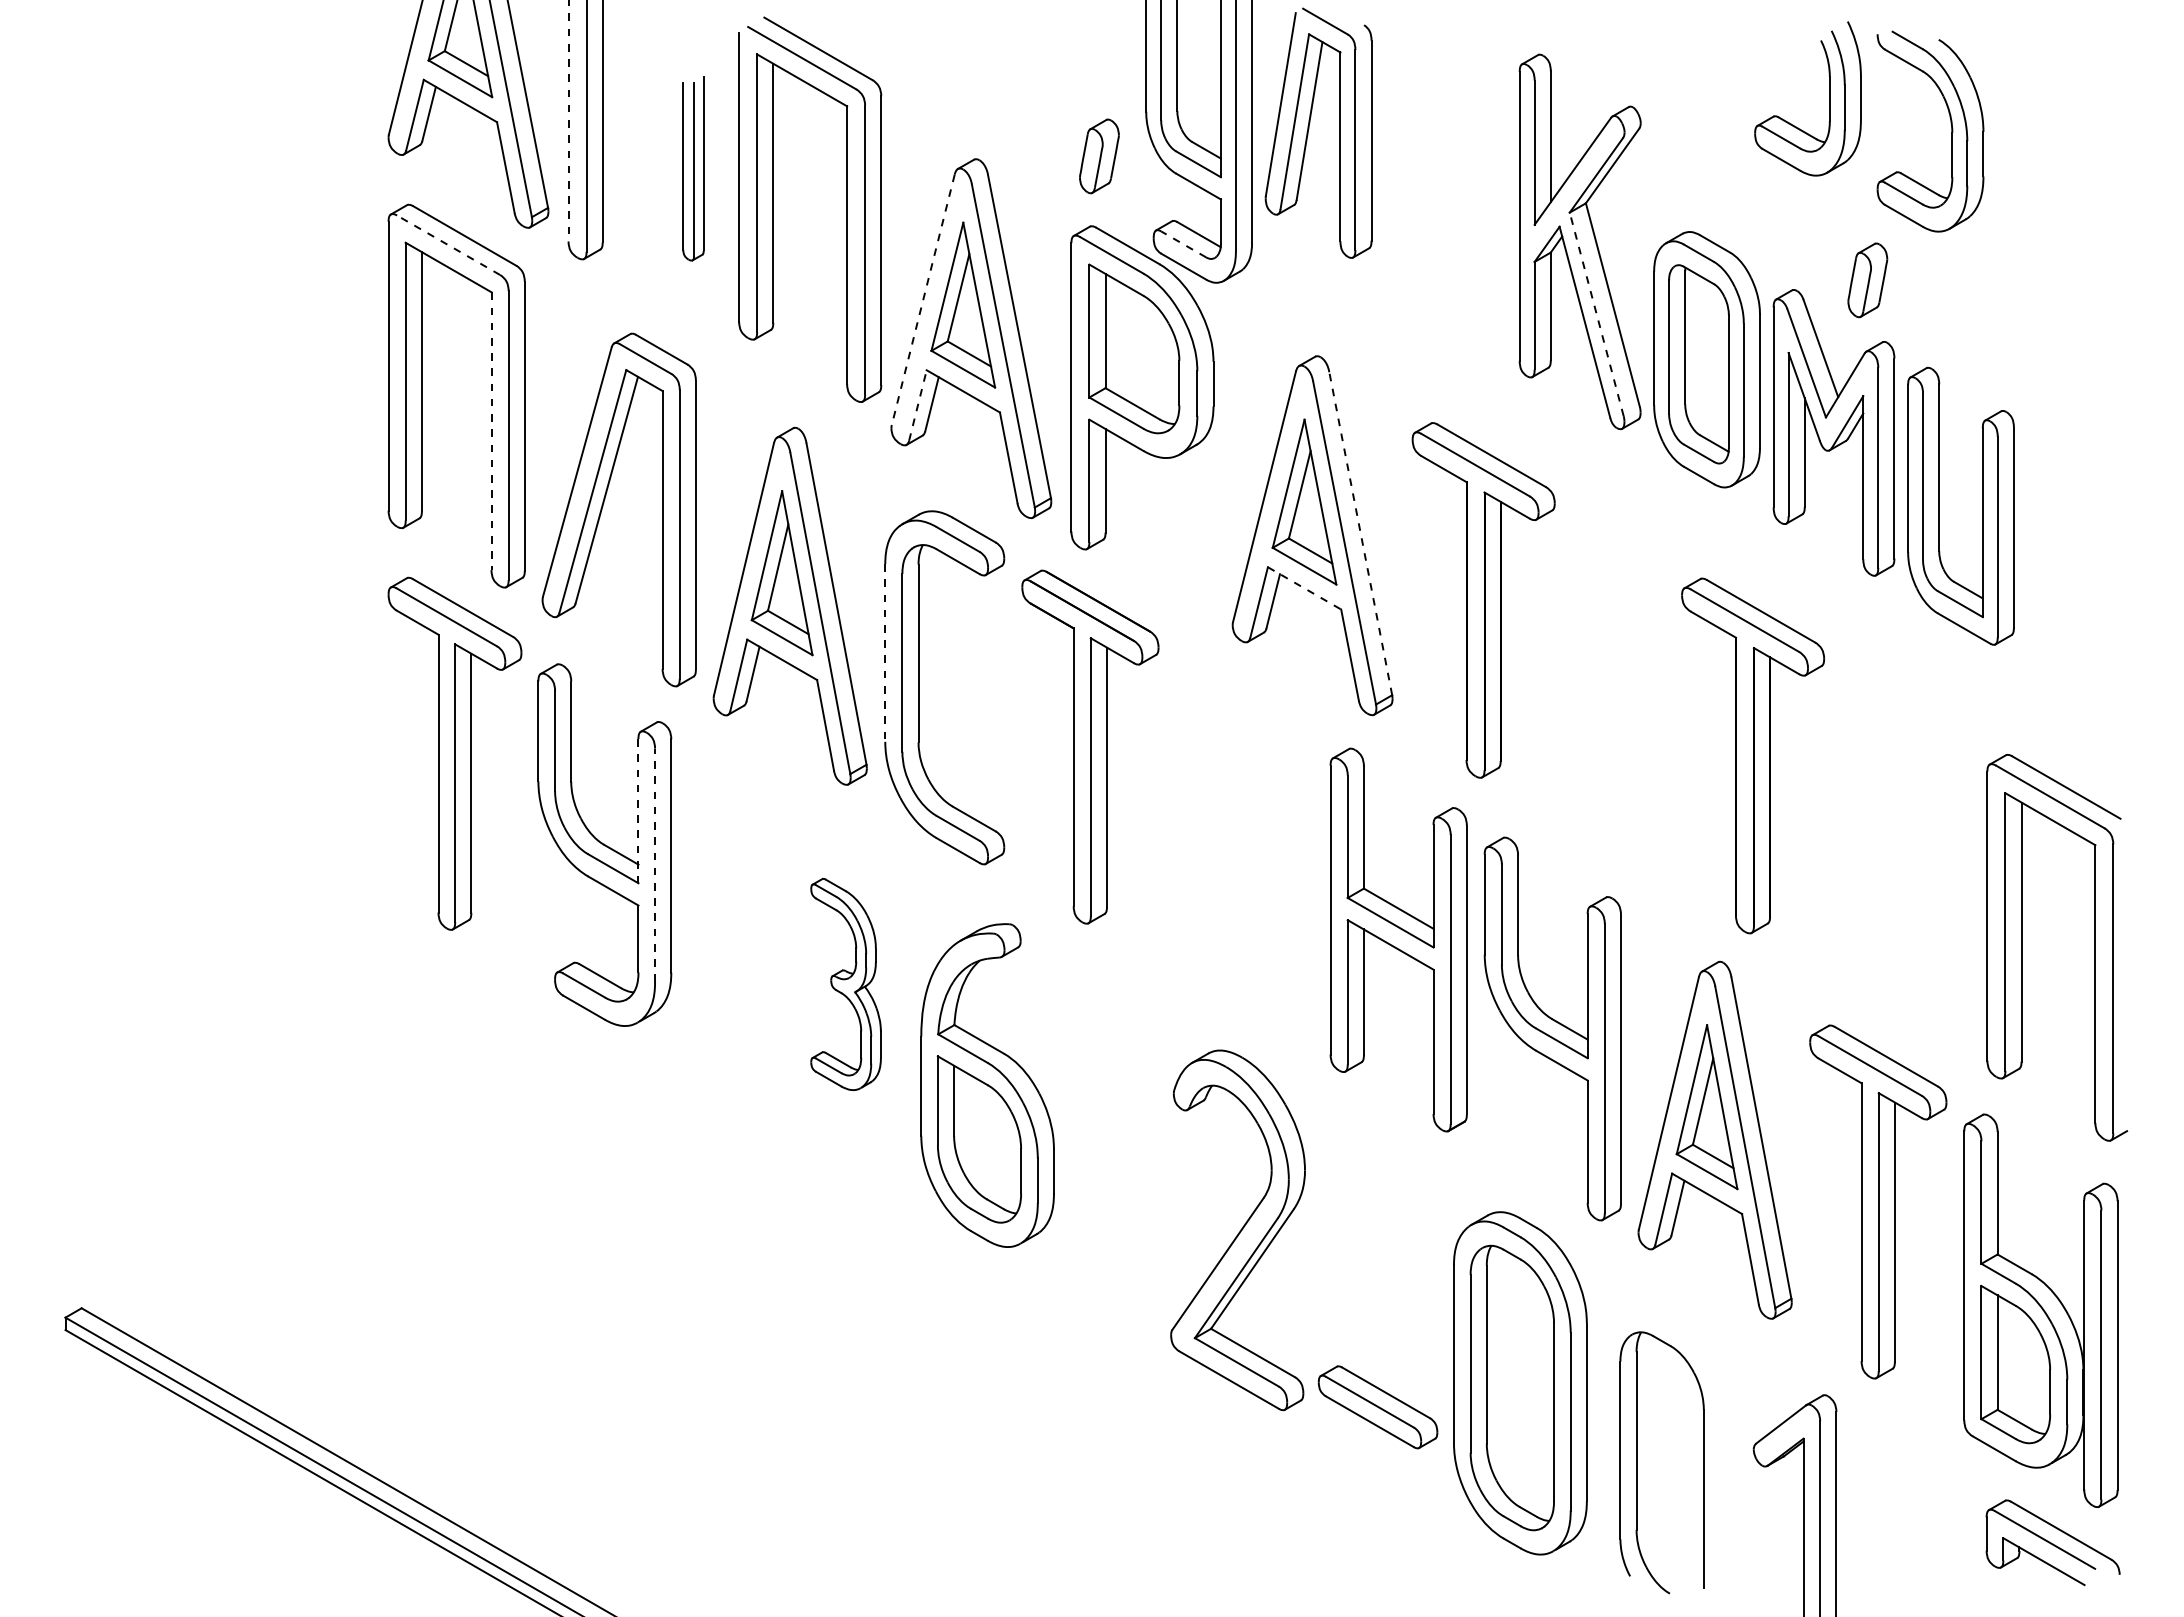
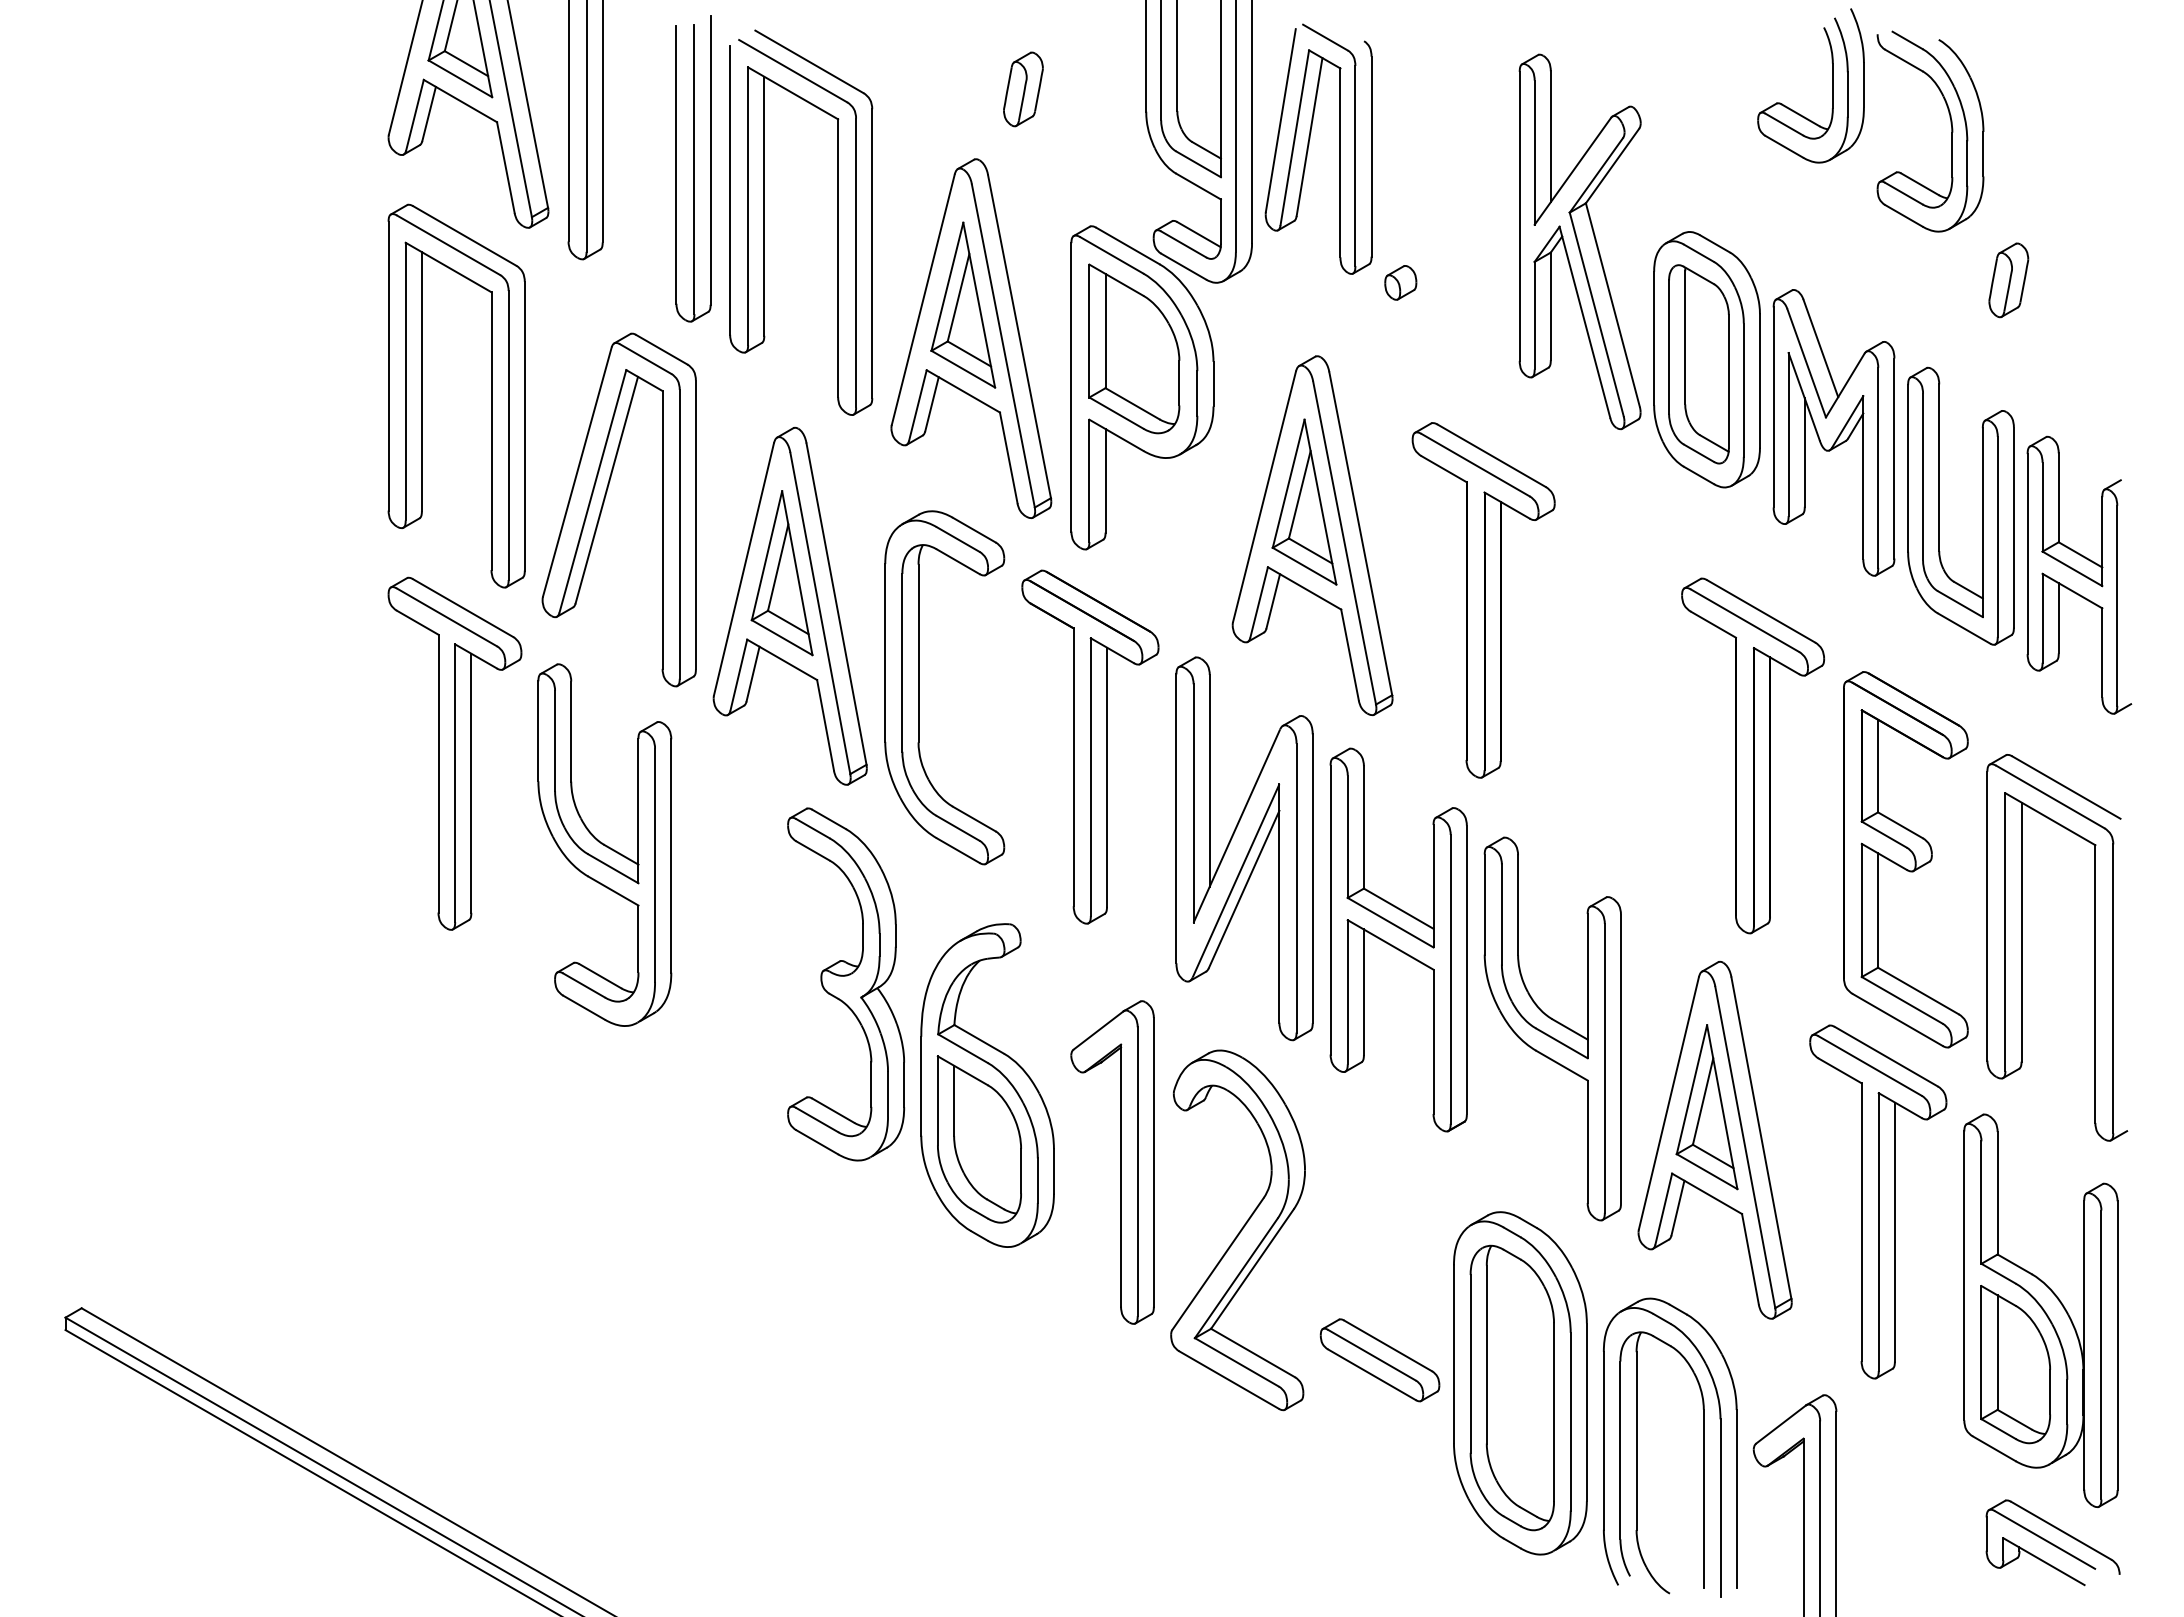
part position: (1829, 98) -> (1832, 85) (1832, 85)
line: dashed -> solid (568, 121)
part position: (1309, 129) -> (1309, 145) (1309, 145)
part position: (1099, 156) -> (1023, 89) (1023, 89)
part size: 23x186 px -> 37x308 px (693, 168)
part position: (846, 209) -> (837, 222) (837, 222)
line: dashed -> solid (1183, 244)
line: dashed -> solid (448, 245)
part position: (1867, 280) -> (2008, 280) (2008, 280)
part: none -> present (1400, 282)
line: dashed -> solid (923, 300)
line: dashed -> solid (1596, 313)
line: dashed -> solid (918, 405)
line: dashed -> solid (491, 431)
line: dashed -> solid (1360, 533)
part: none -> present (2079, 574)
line: dashed -> solid (1305, 588)
line: dashed -> solid (885, 652)
line: dashed -> solid (638, 811)
part: none -> present (1244, 848)
part: none -> present (1905, 859)
line: dashed -> solid (655, 865)
part size: 72x213 px -> 118x355 px (845, 984)
part: none -> present (1120, 1162)
part position: (1377, 1407) -> (1379, 1360) (1379, 1360)
part: none -> present (1720, 1447)
